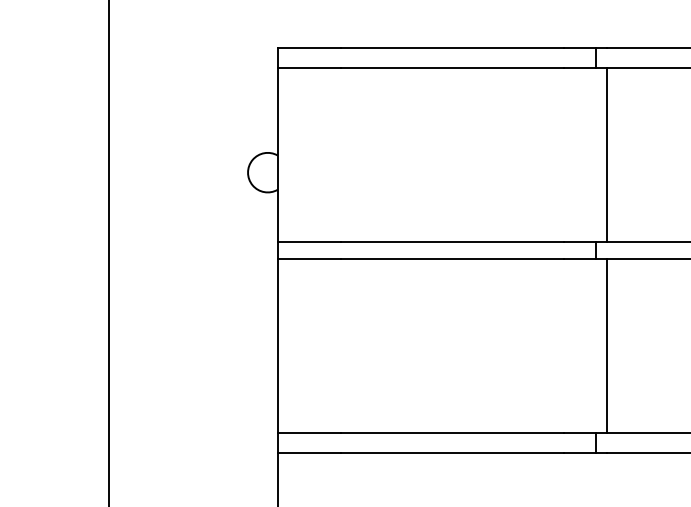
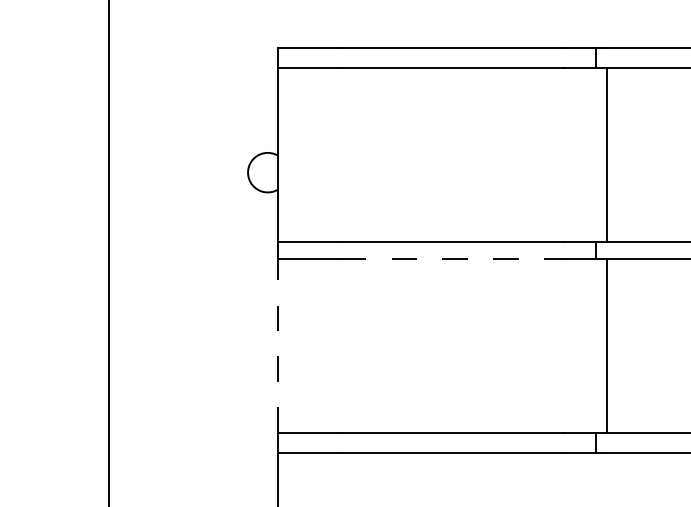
line: solid -> dashed (452, 259)
line: solid -> dashed (277, 345)
